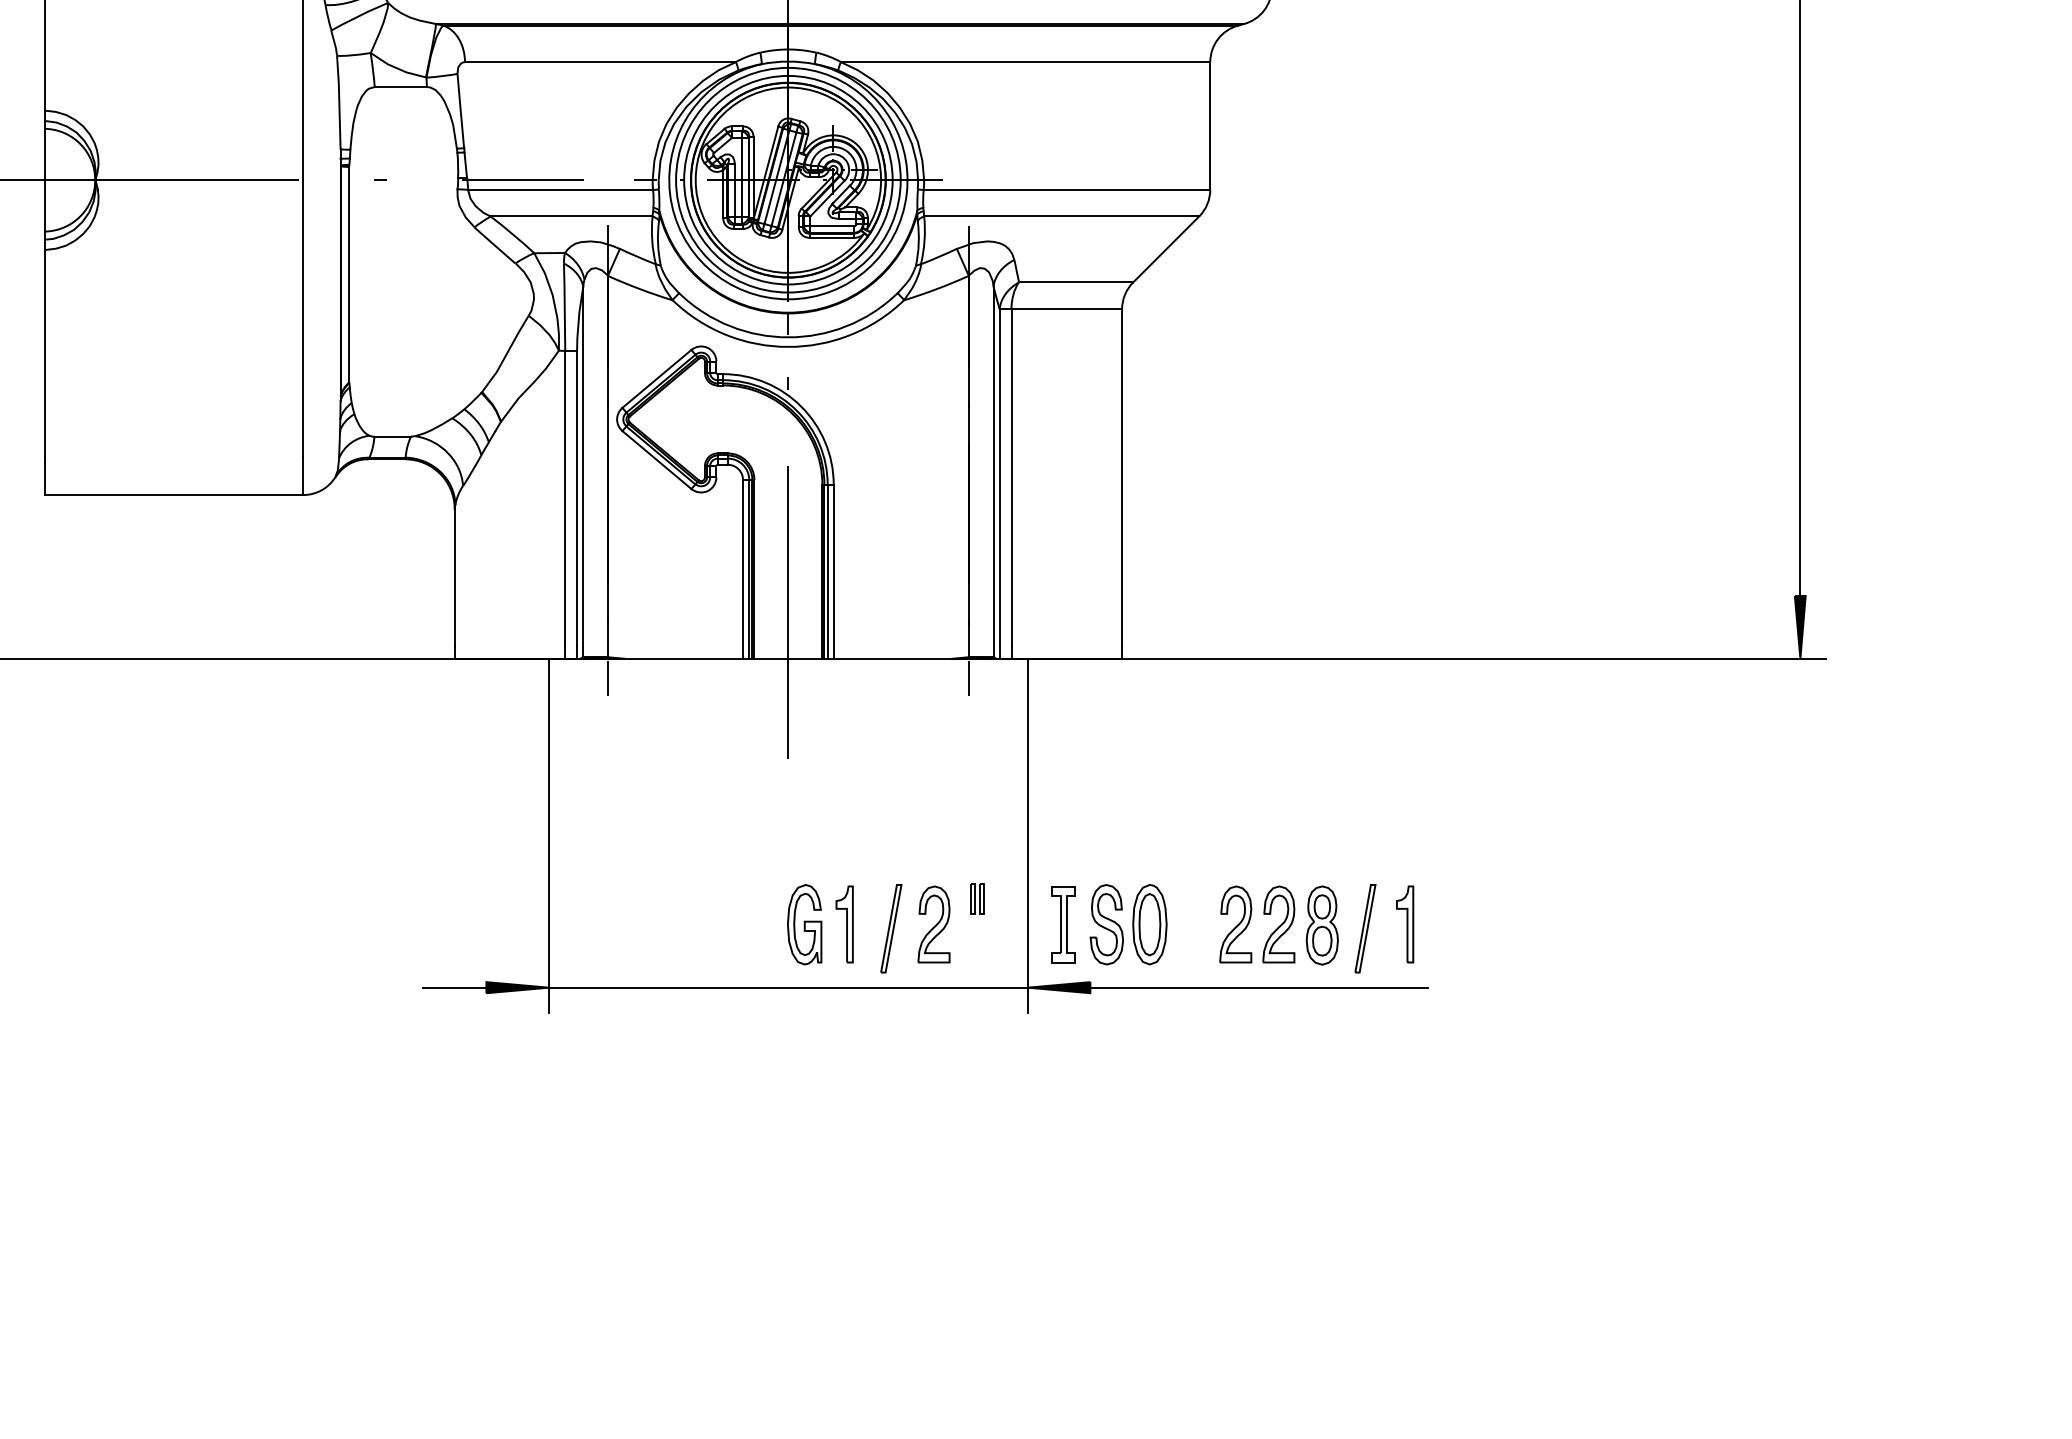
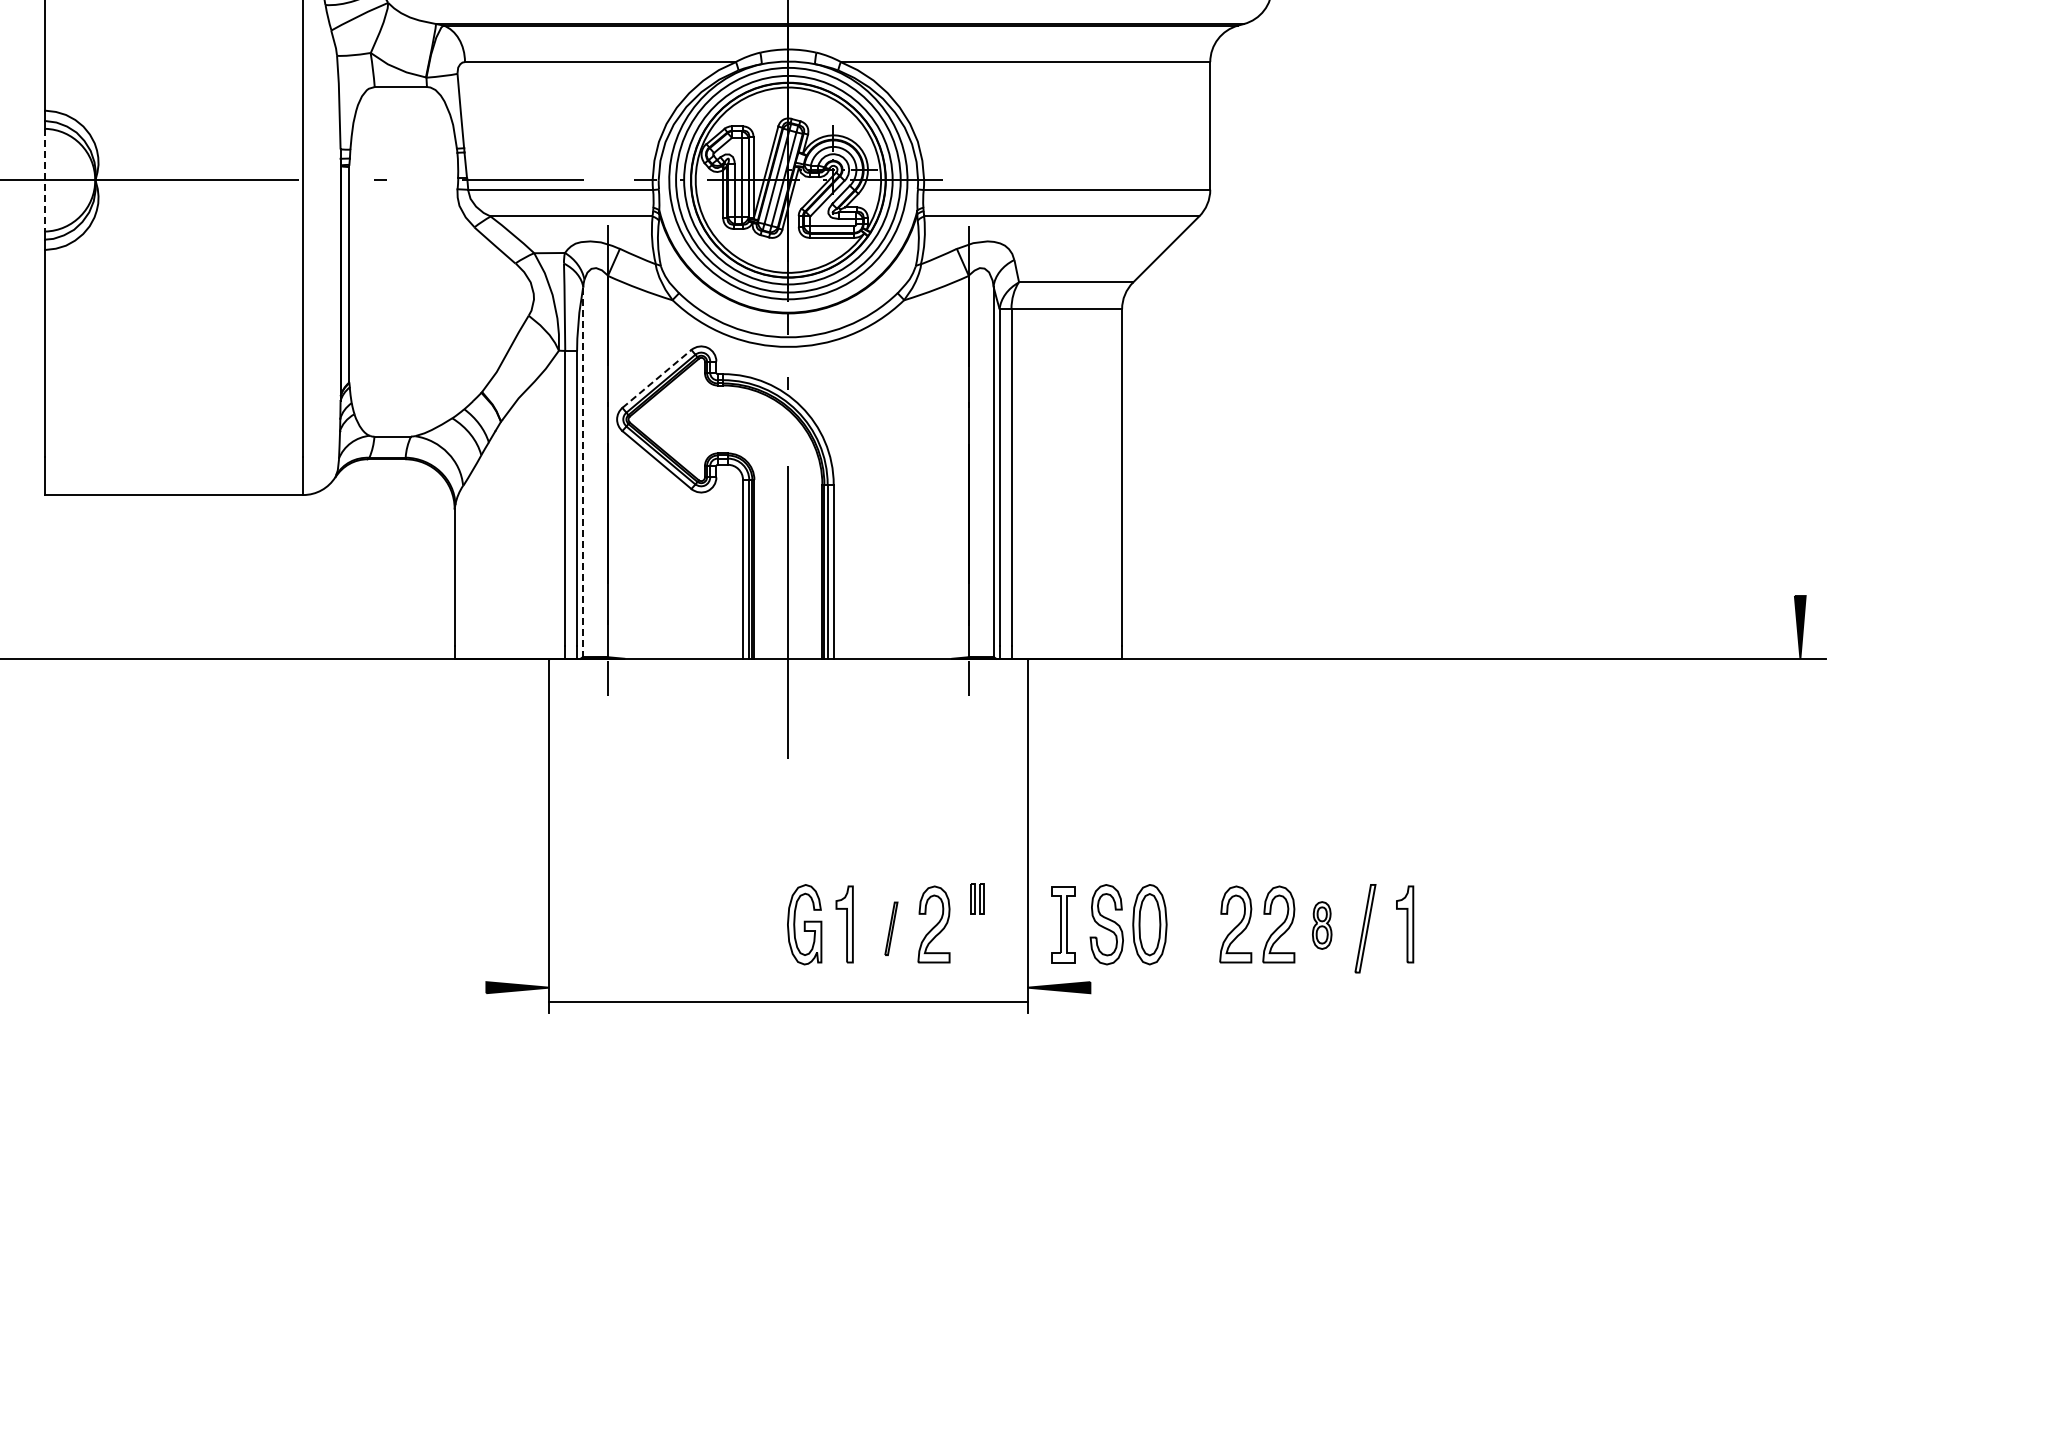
line: solid -> dashed (45, 180)
line: present -> none (1800, 299)
line: solid -> dashed (657, 378)
line: solid -> dashed (583, 472)
part size: 34x81 px -> 21x49 px (1322, 925)
part size: 23x90 px -> 15x55 px (891, 928)
line: present -> none (454, 987)
line position: (788, 987) -> (788, 1001) (788, 1001)
line: present -> none (1259, 987)
